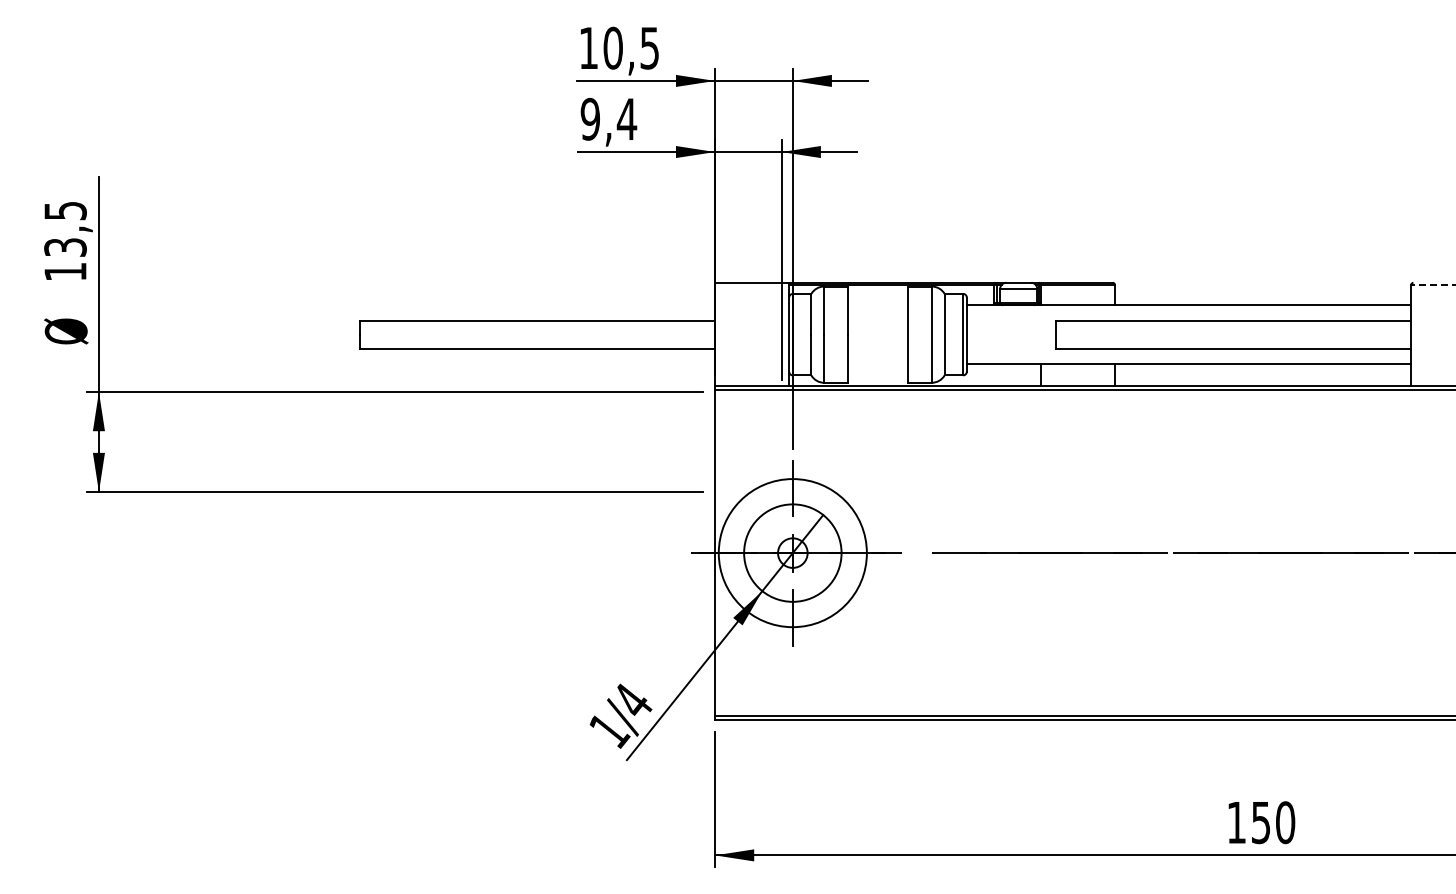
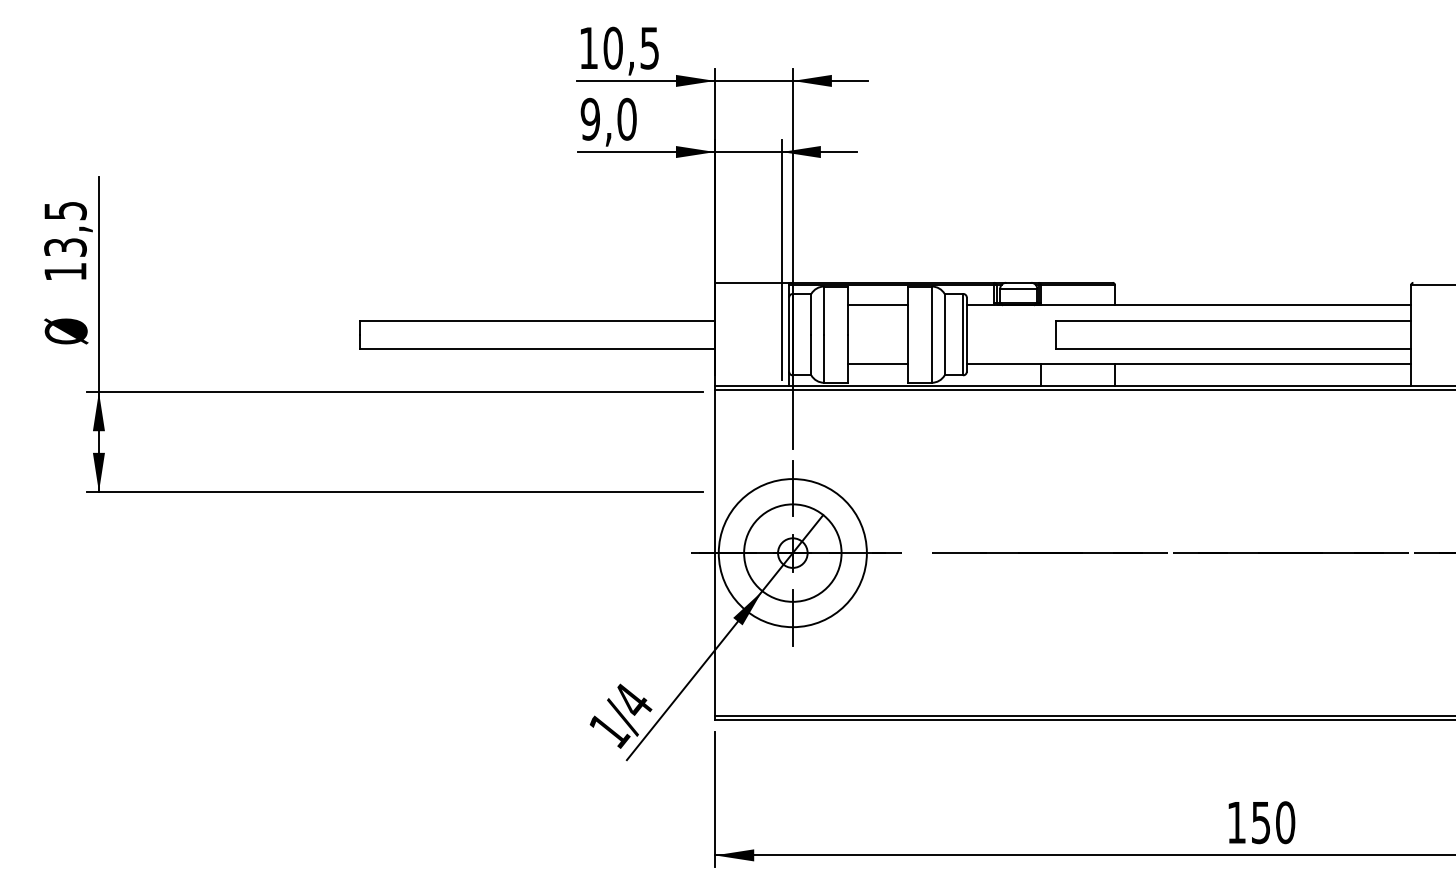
text: 9,4 -> 9,0 (626, 118)
line: dashed -> solid (1433, 285)
line: none -> present (877, 305)
line: none -> present (877, 364)
